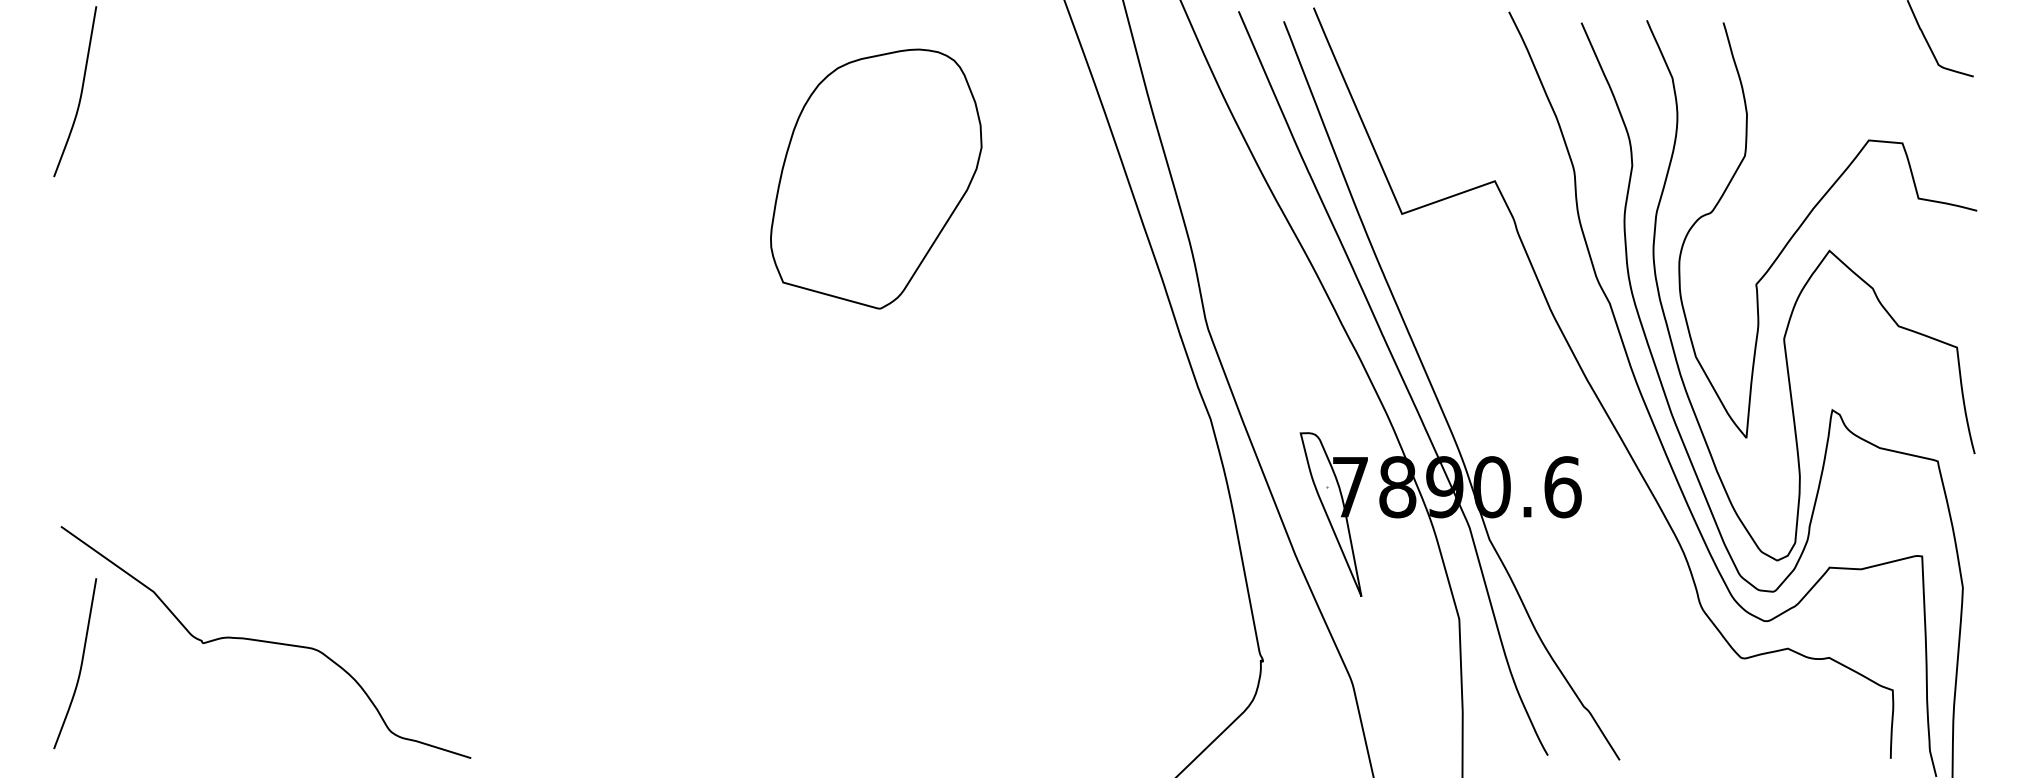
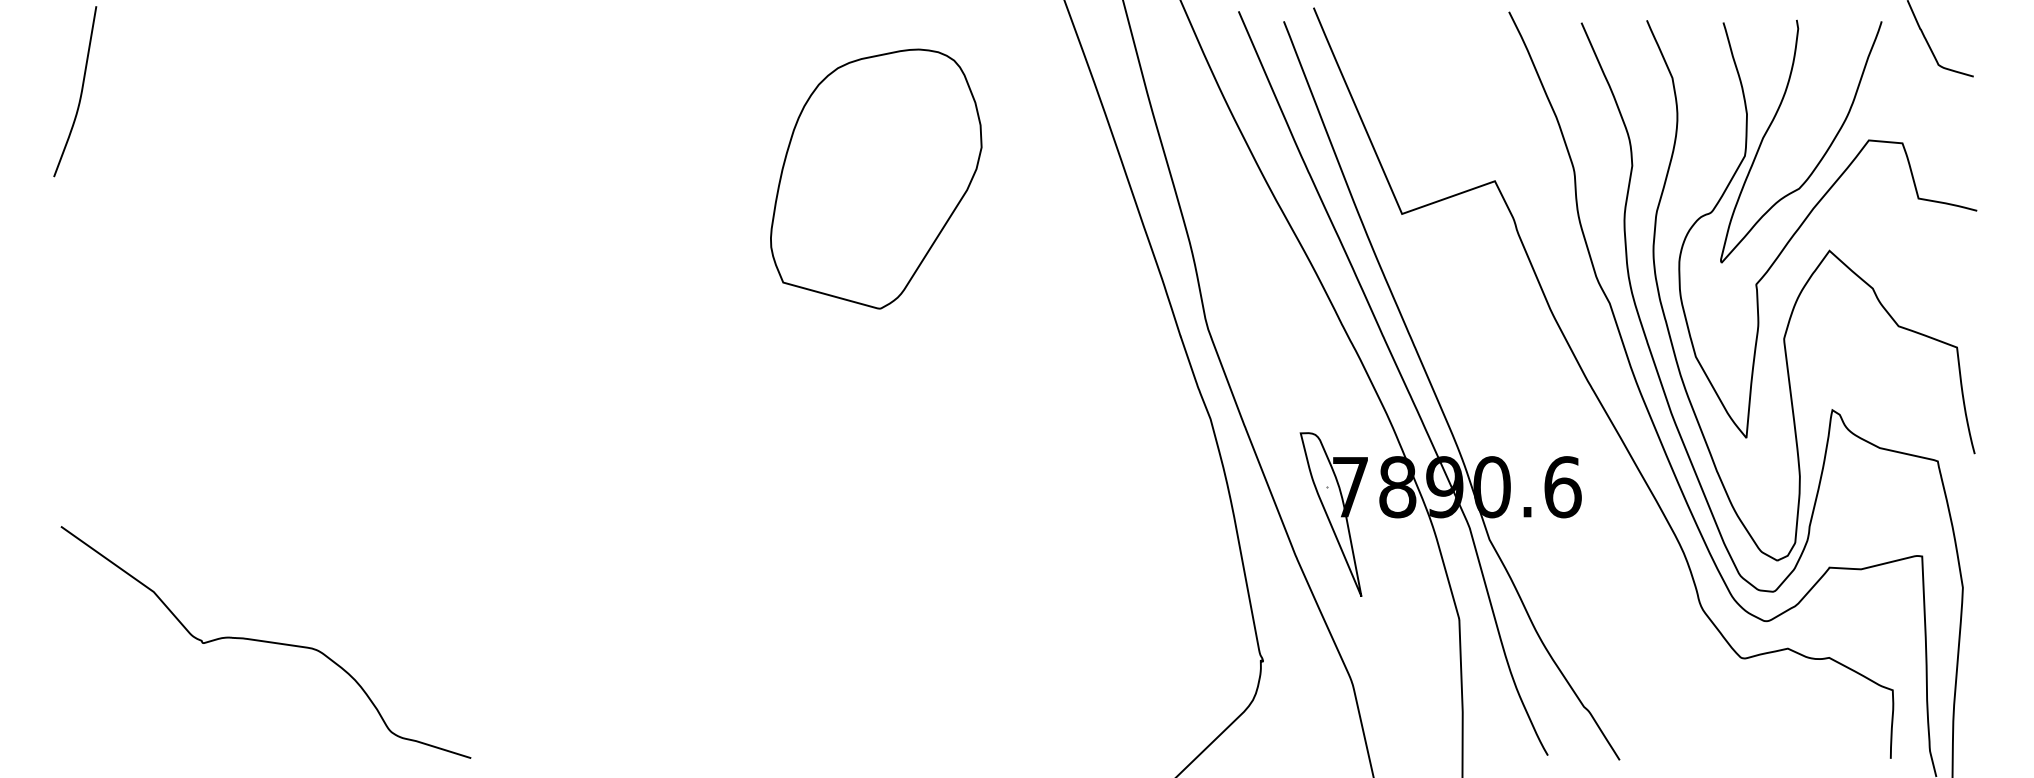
curve: none -> present (1823, 154)
curve: present -> none (80, 664)
